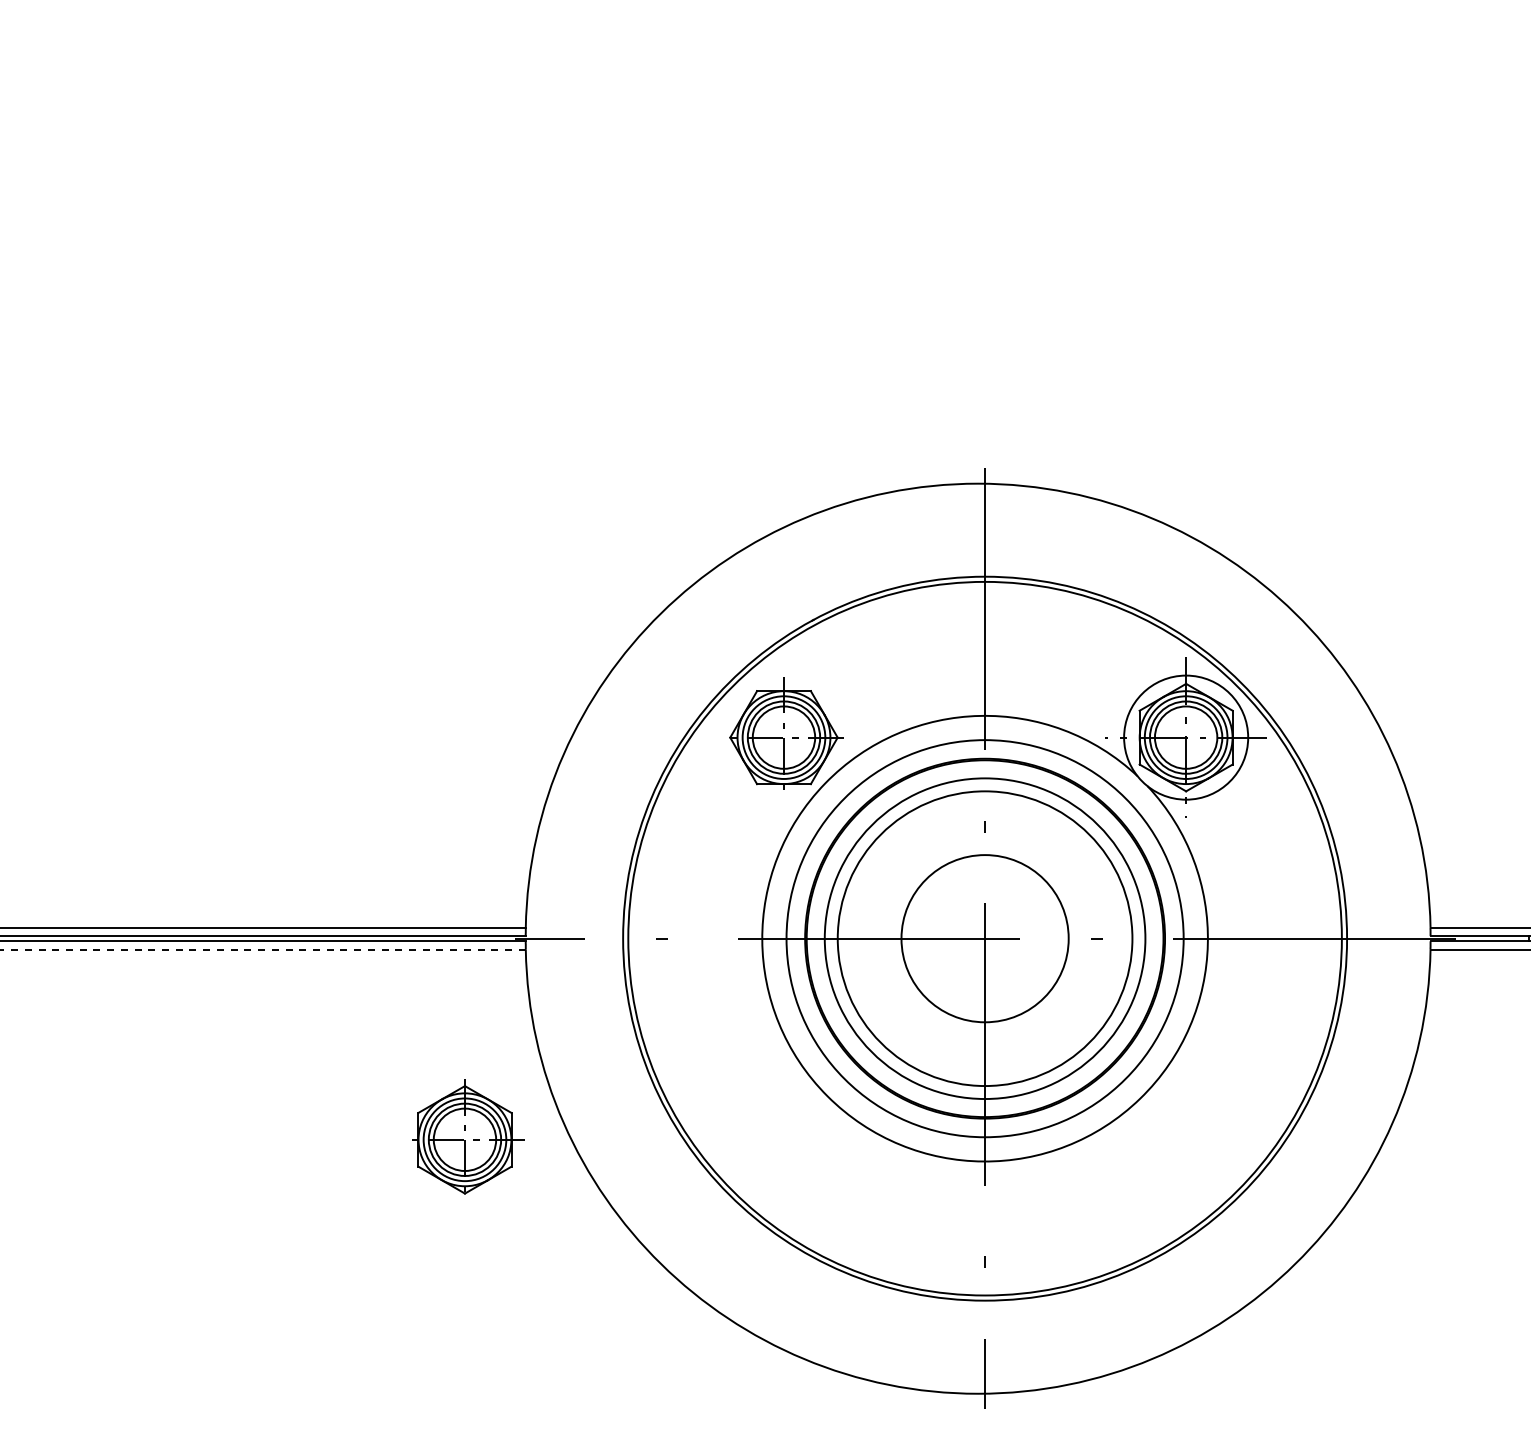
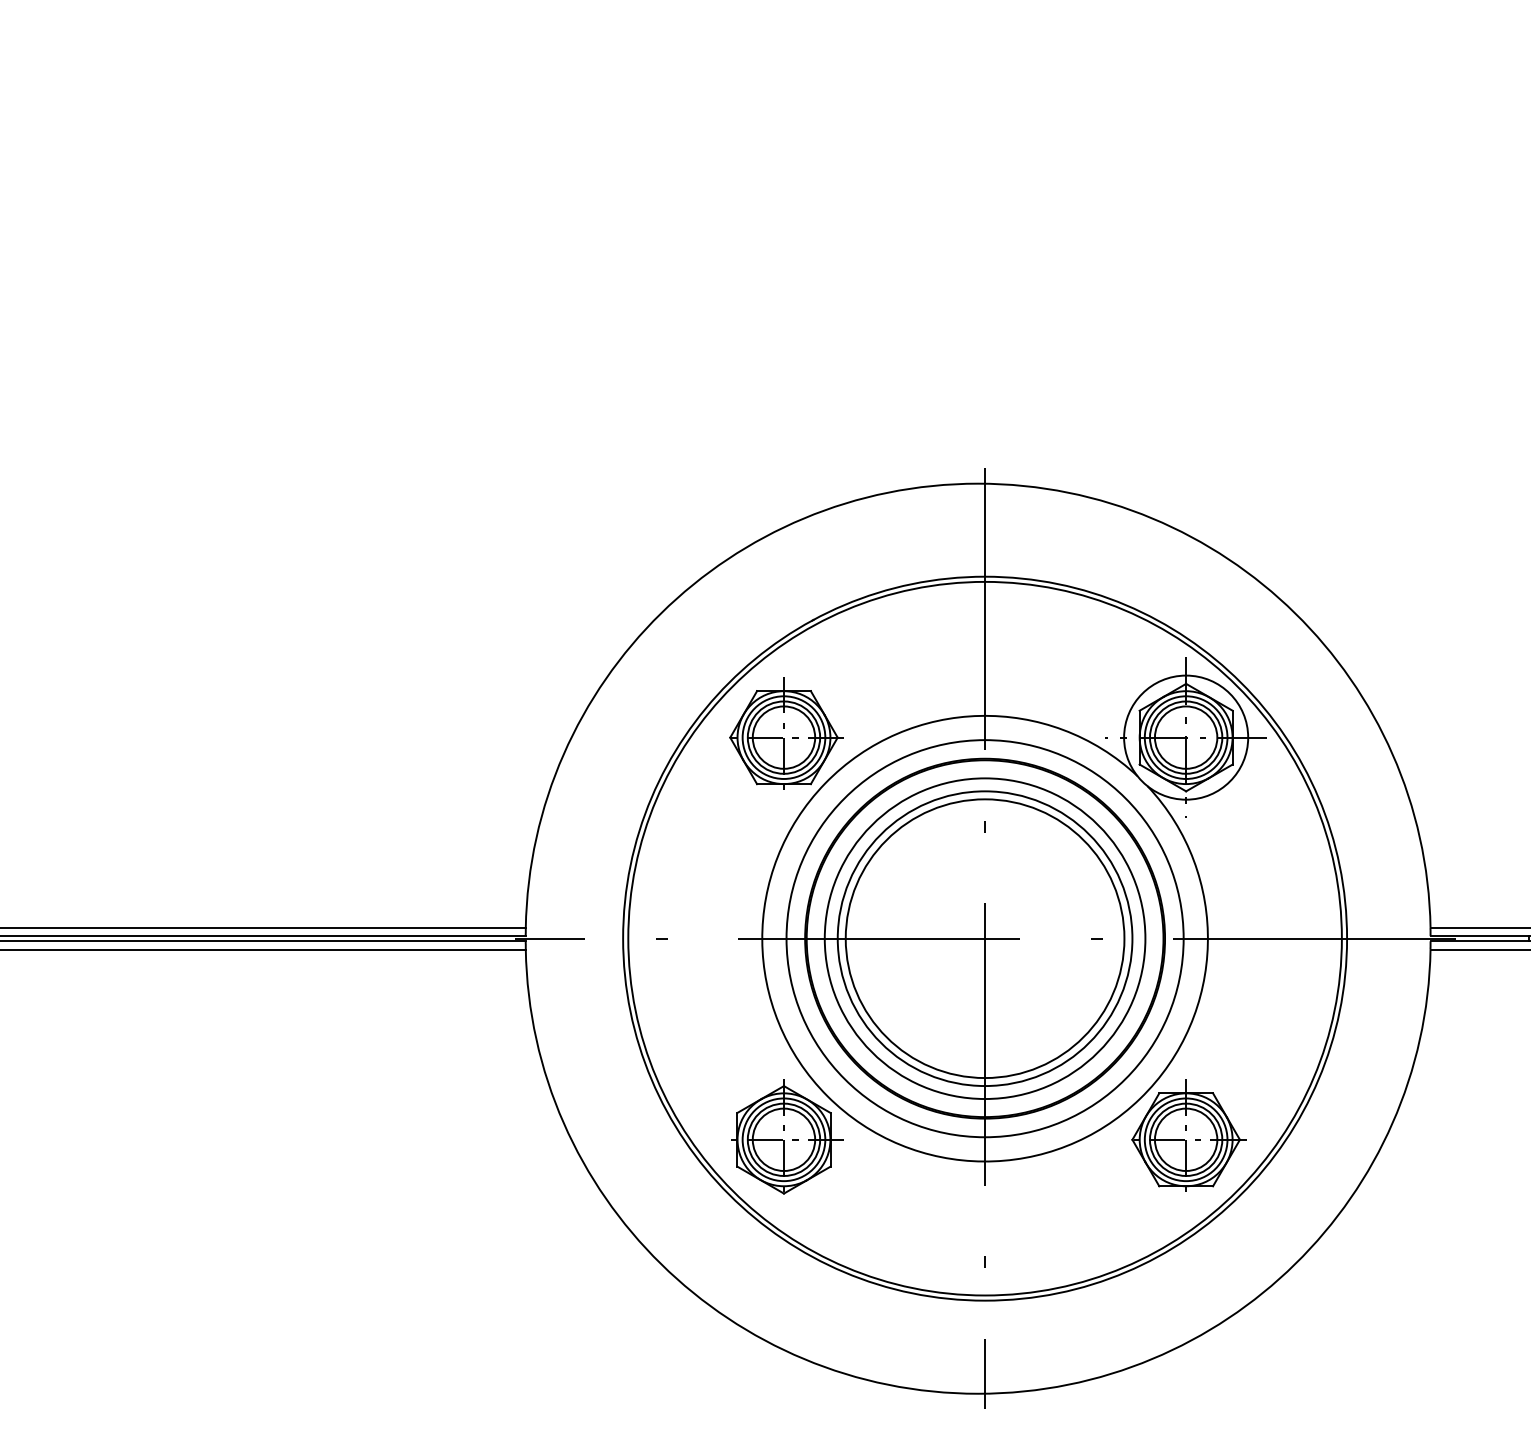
circle diameter: 167 px -> 279 px (984, 938)
line: dashed -> solid (263, 949)
part: none -> present (1188, 1135)
part position: (468, 1136) -> (787, 1136) (787, 1136)
